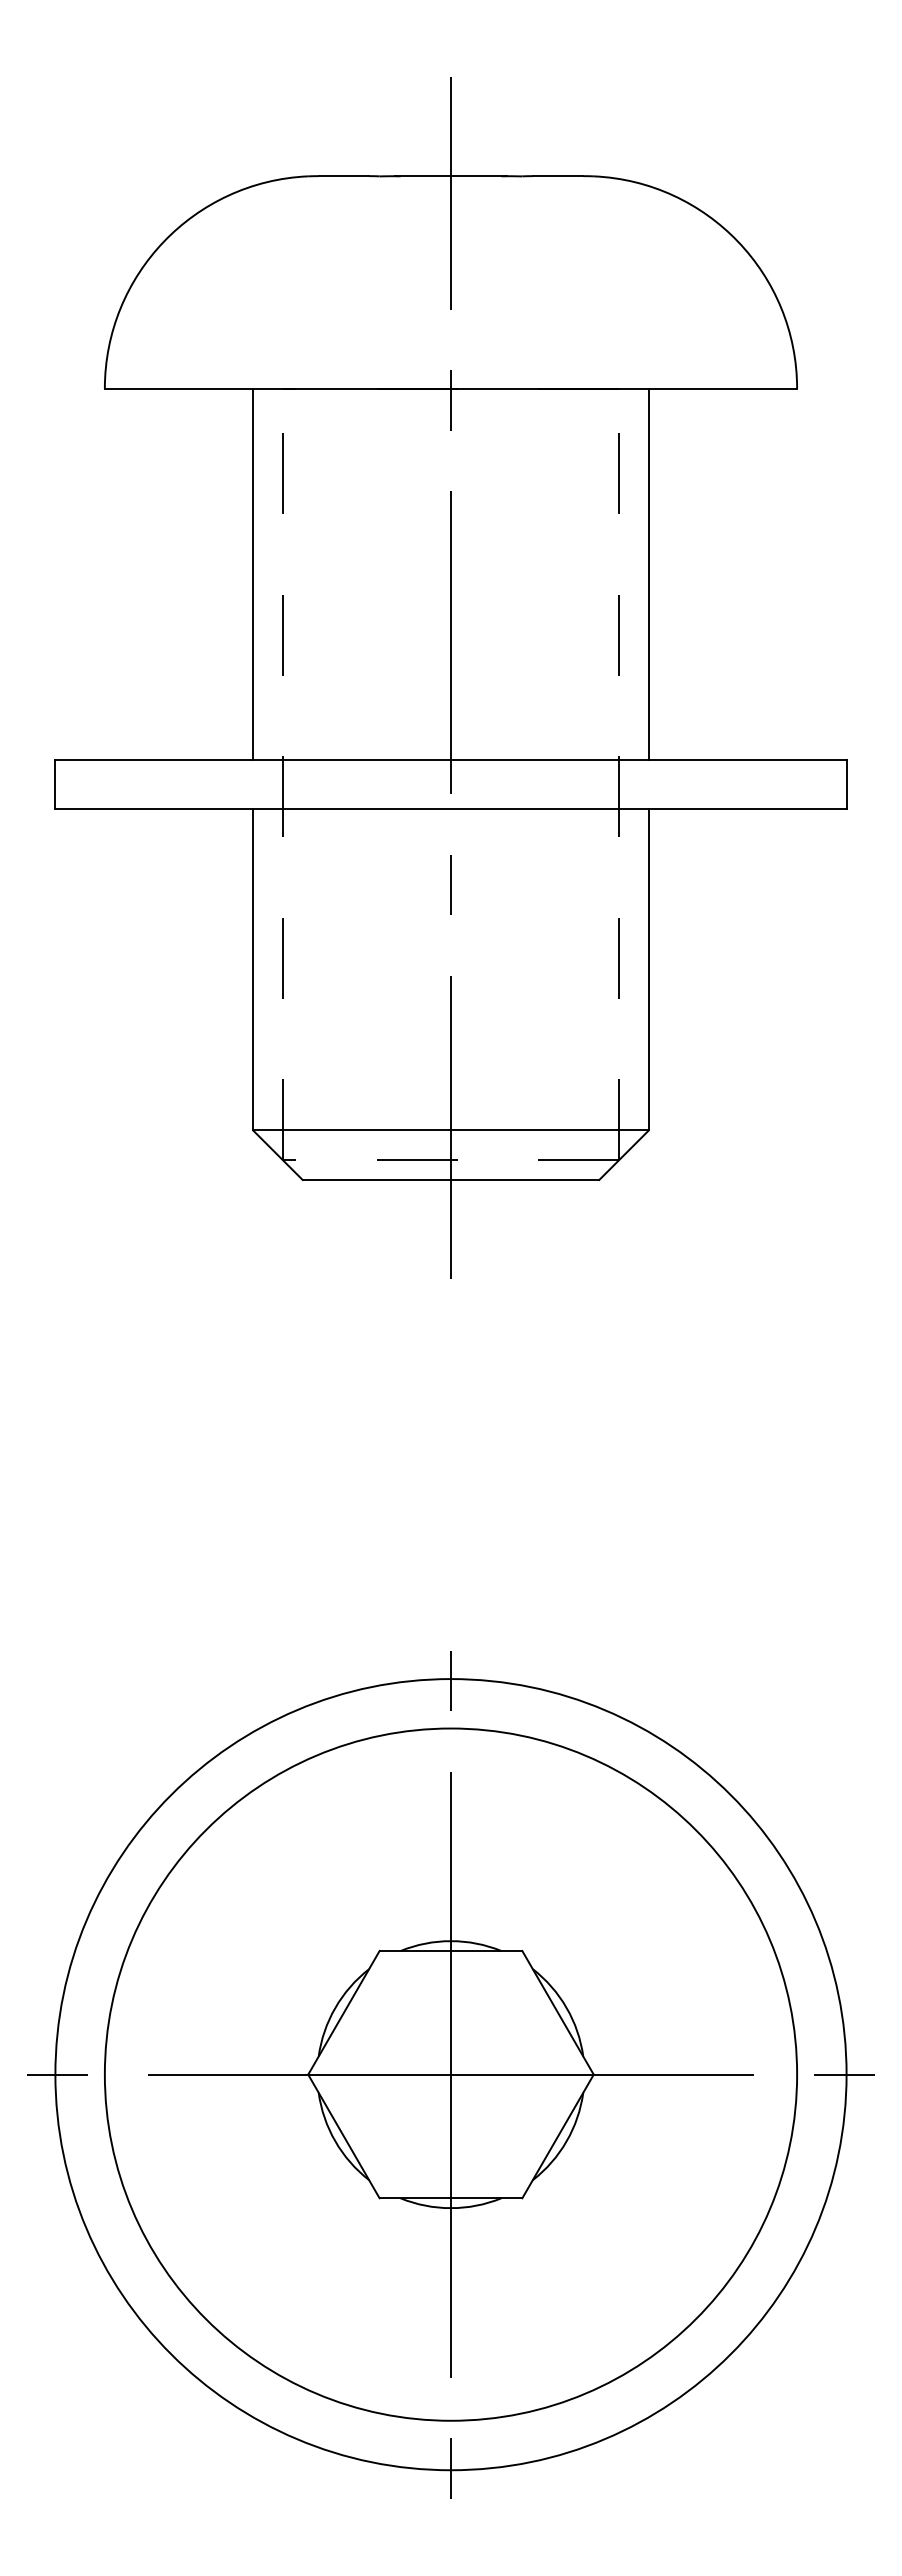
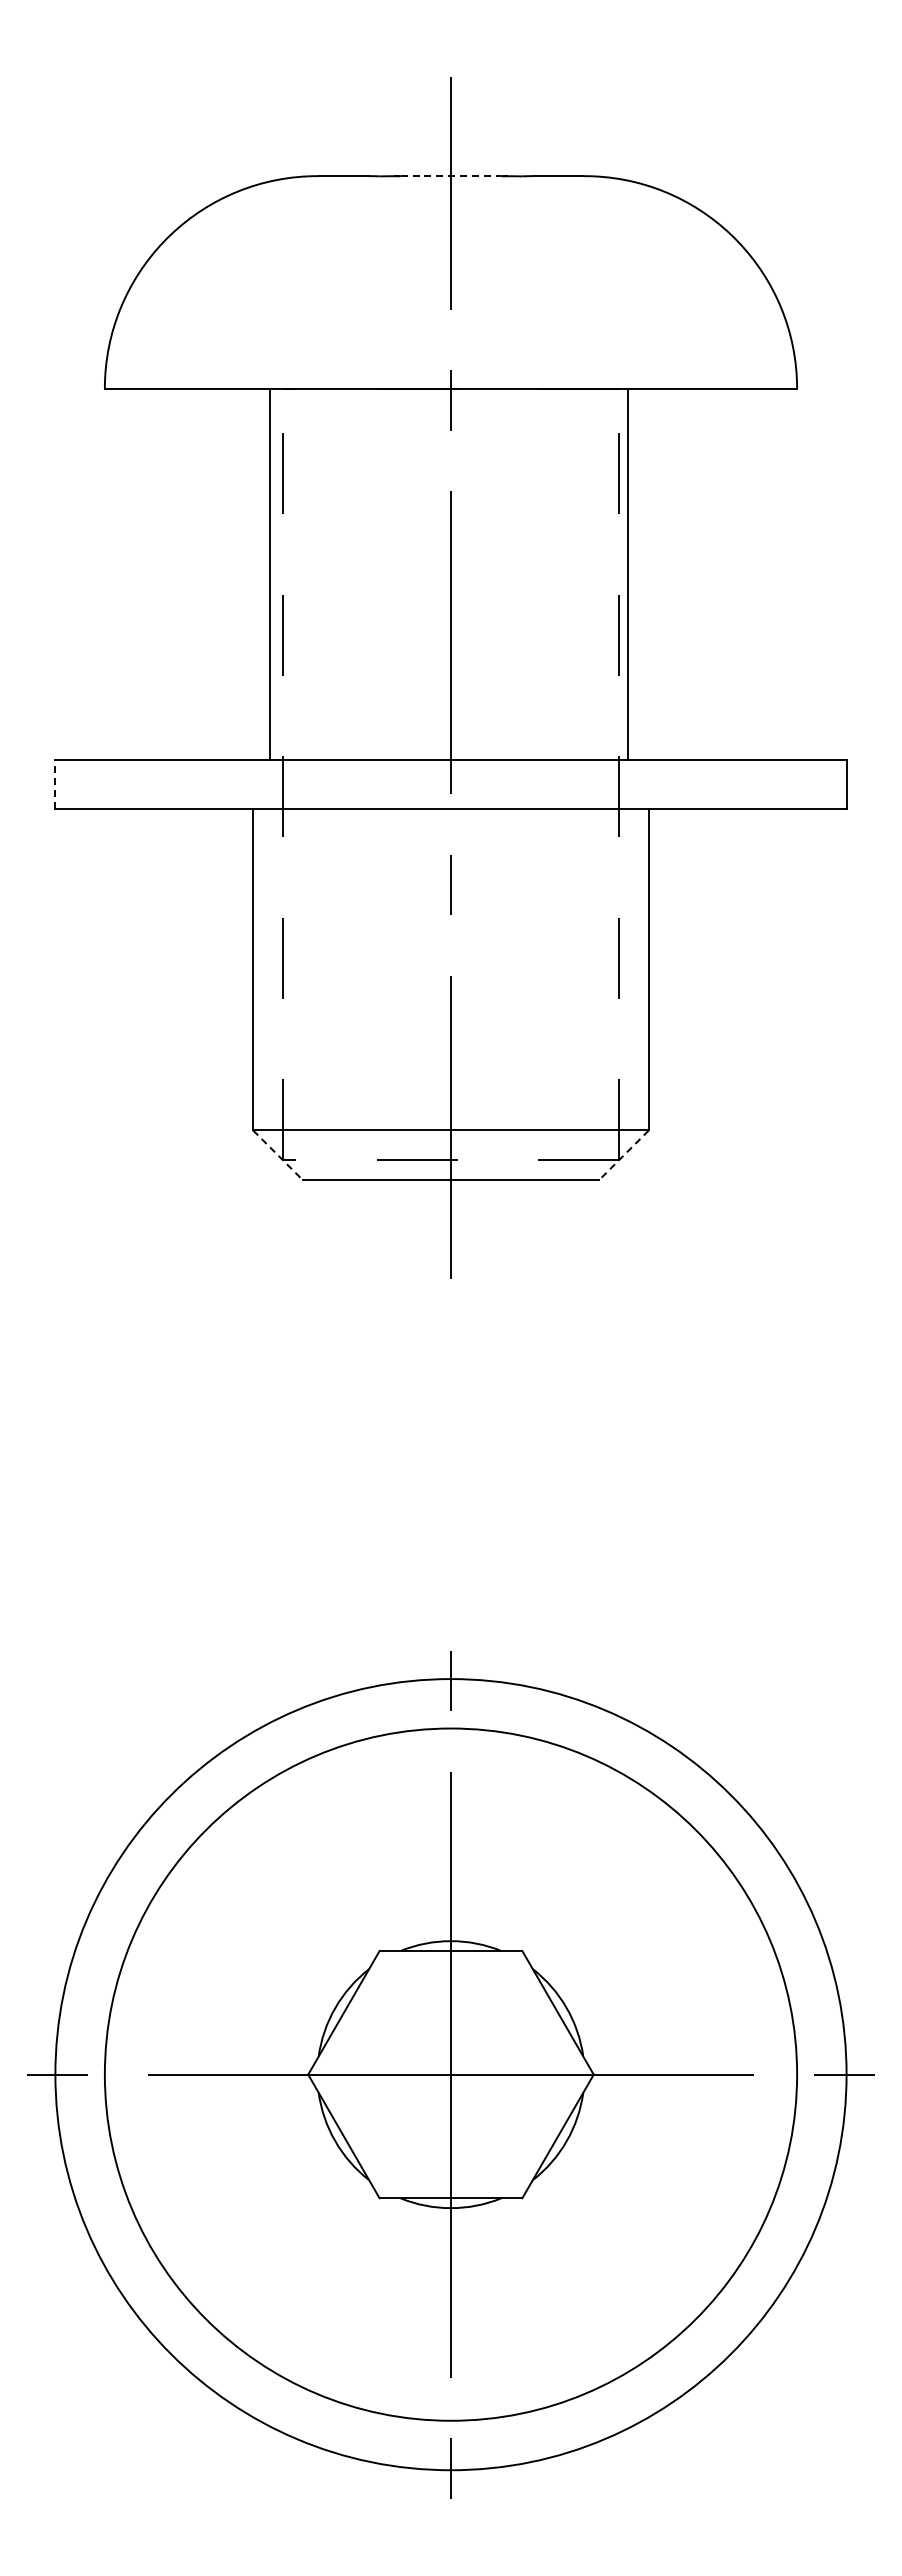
line: solid -> dashed (451, 176)
line position: (253, 573) -> (270, 573) (270, 573)
line position: (648, 573) -> (627, 573) (627, 573)
line: solid -> dashed (55, 784)
line: solid -> dashed (277, 1155)
line: solid -> dashed (624, 1155)
